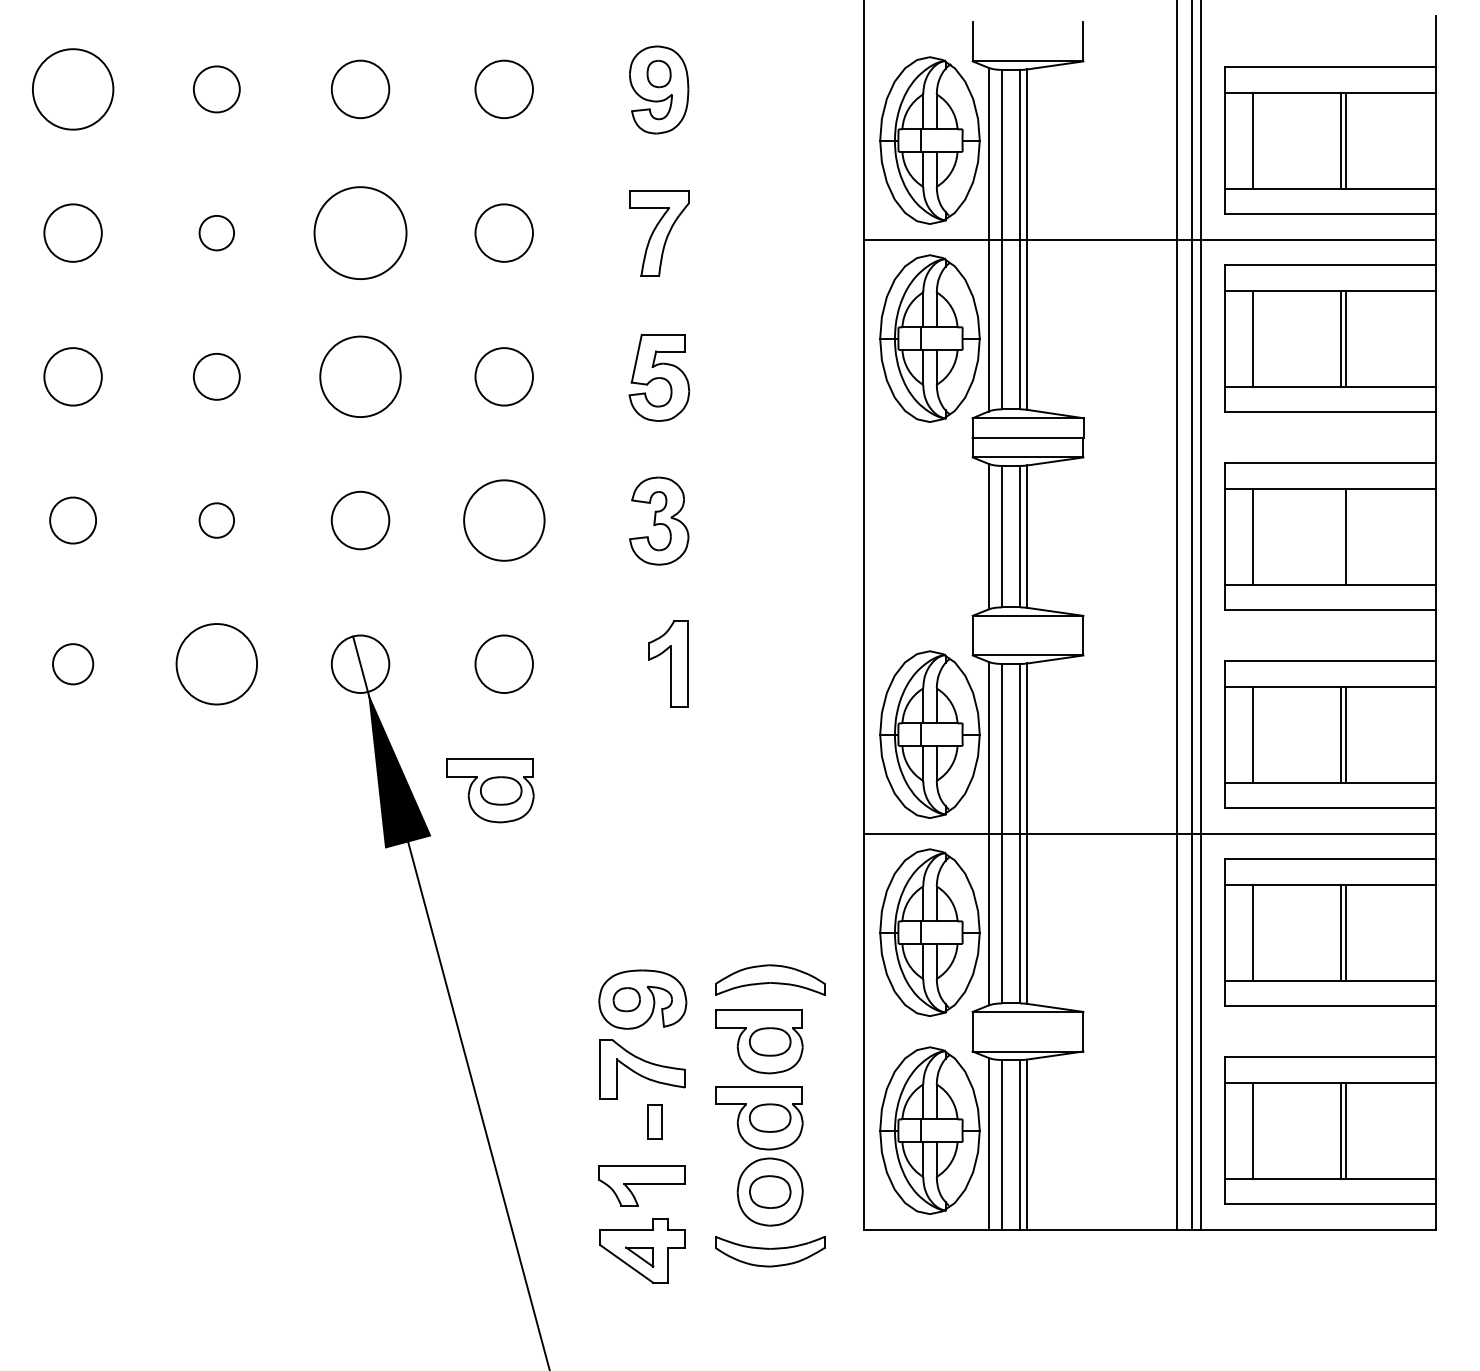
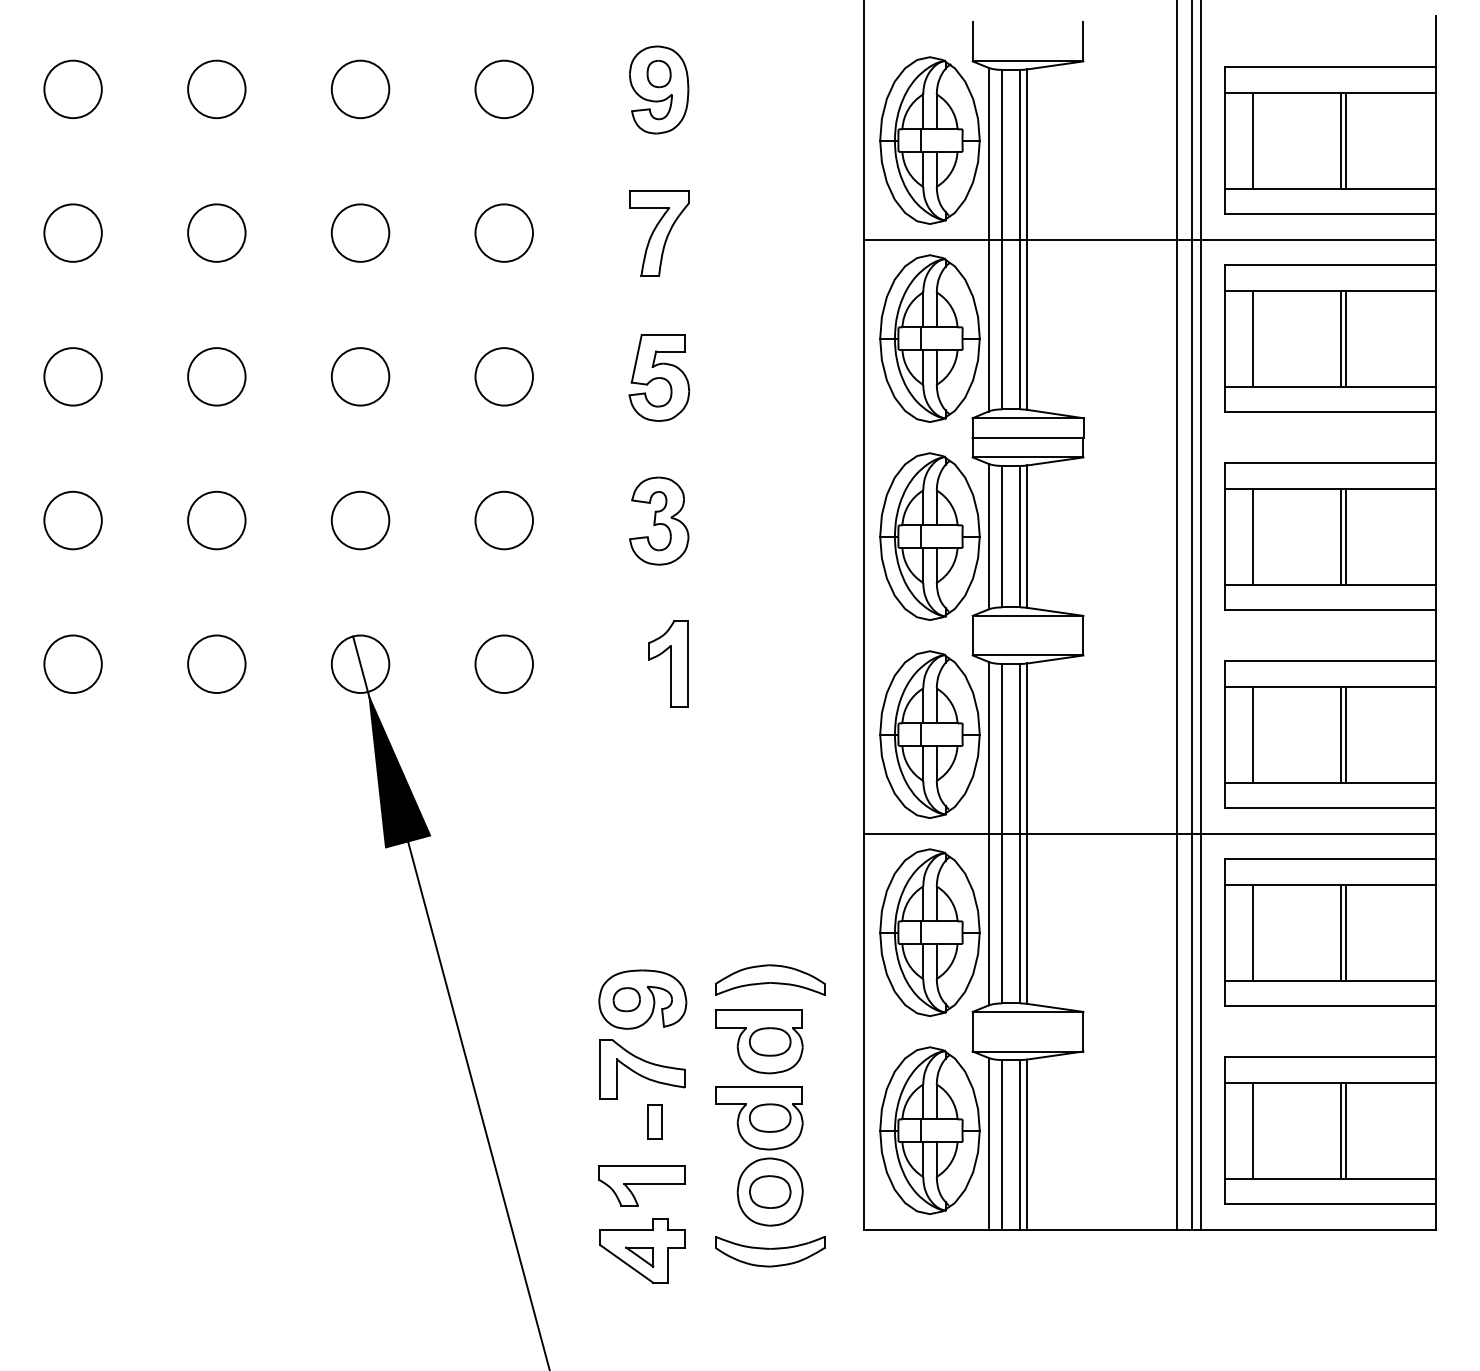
circle diameter: 80 px -> 57 px (72, 89)
circle diameter: 46 px -> 57 px (216, 89)
circle diameter: 34 px -> 57 px (216, 232)
circle diameter: 92 px -> 57 px (360, 232)
circle diameter: 46 px -> 57 px (216, 376)
circle diameter: 80 px -> 57 px (360, 376)
circle diameter: 46 px -> 57 px (72, 520)
circle diameter: 34 px -> 57 px (216, 520)
circle size: 83x83 px -> 60x61 px (503, 520)
part: none -> present (929, 536)
line: none -> present (1340, 536)
circle diameter: 40 px -> 57 px (72, 664)
circle diameter: 80 px -> 57 px (216, 664)
part: present -> none (490, 790)
